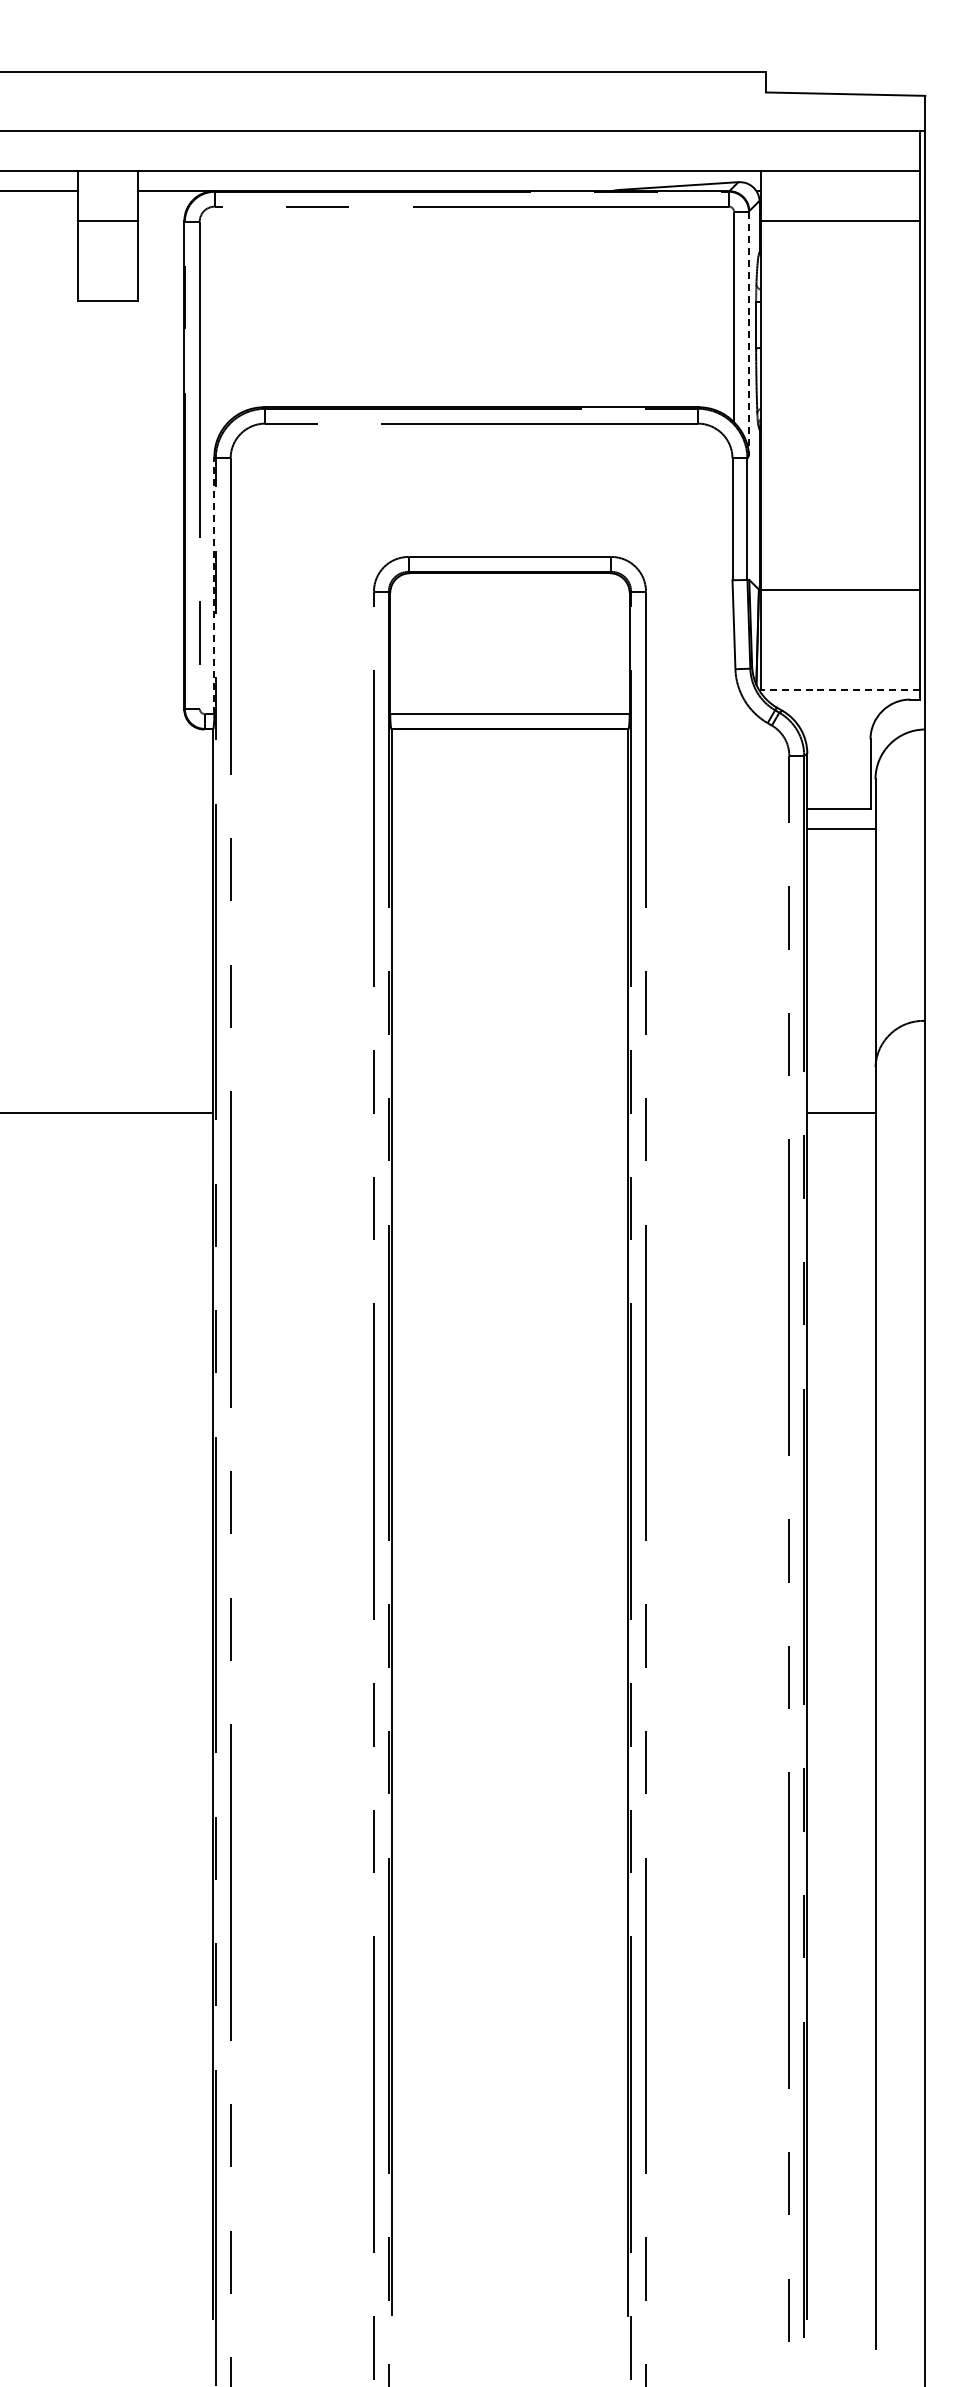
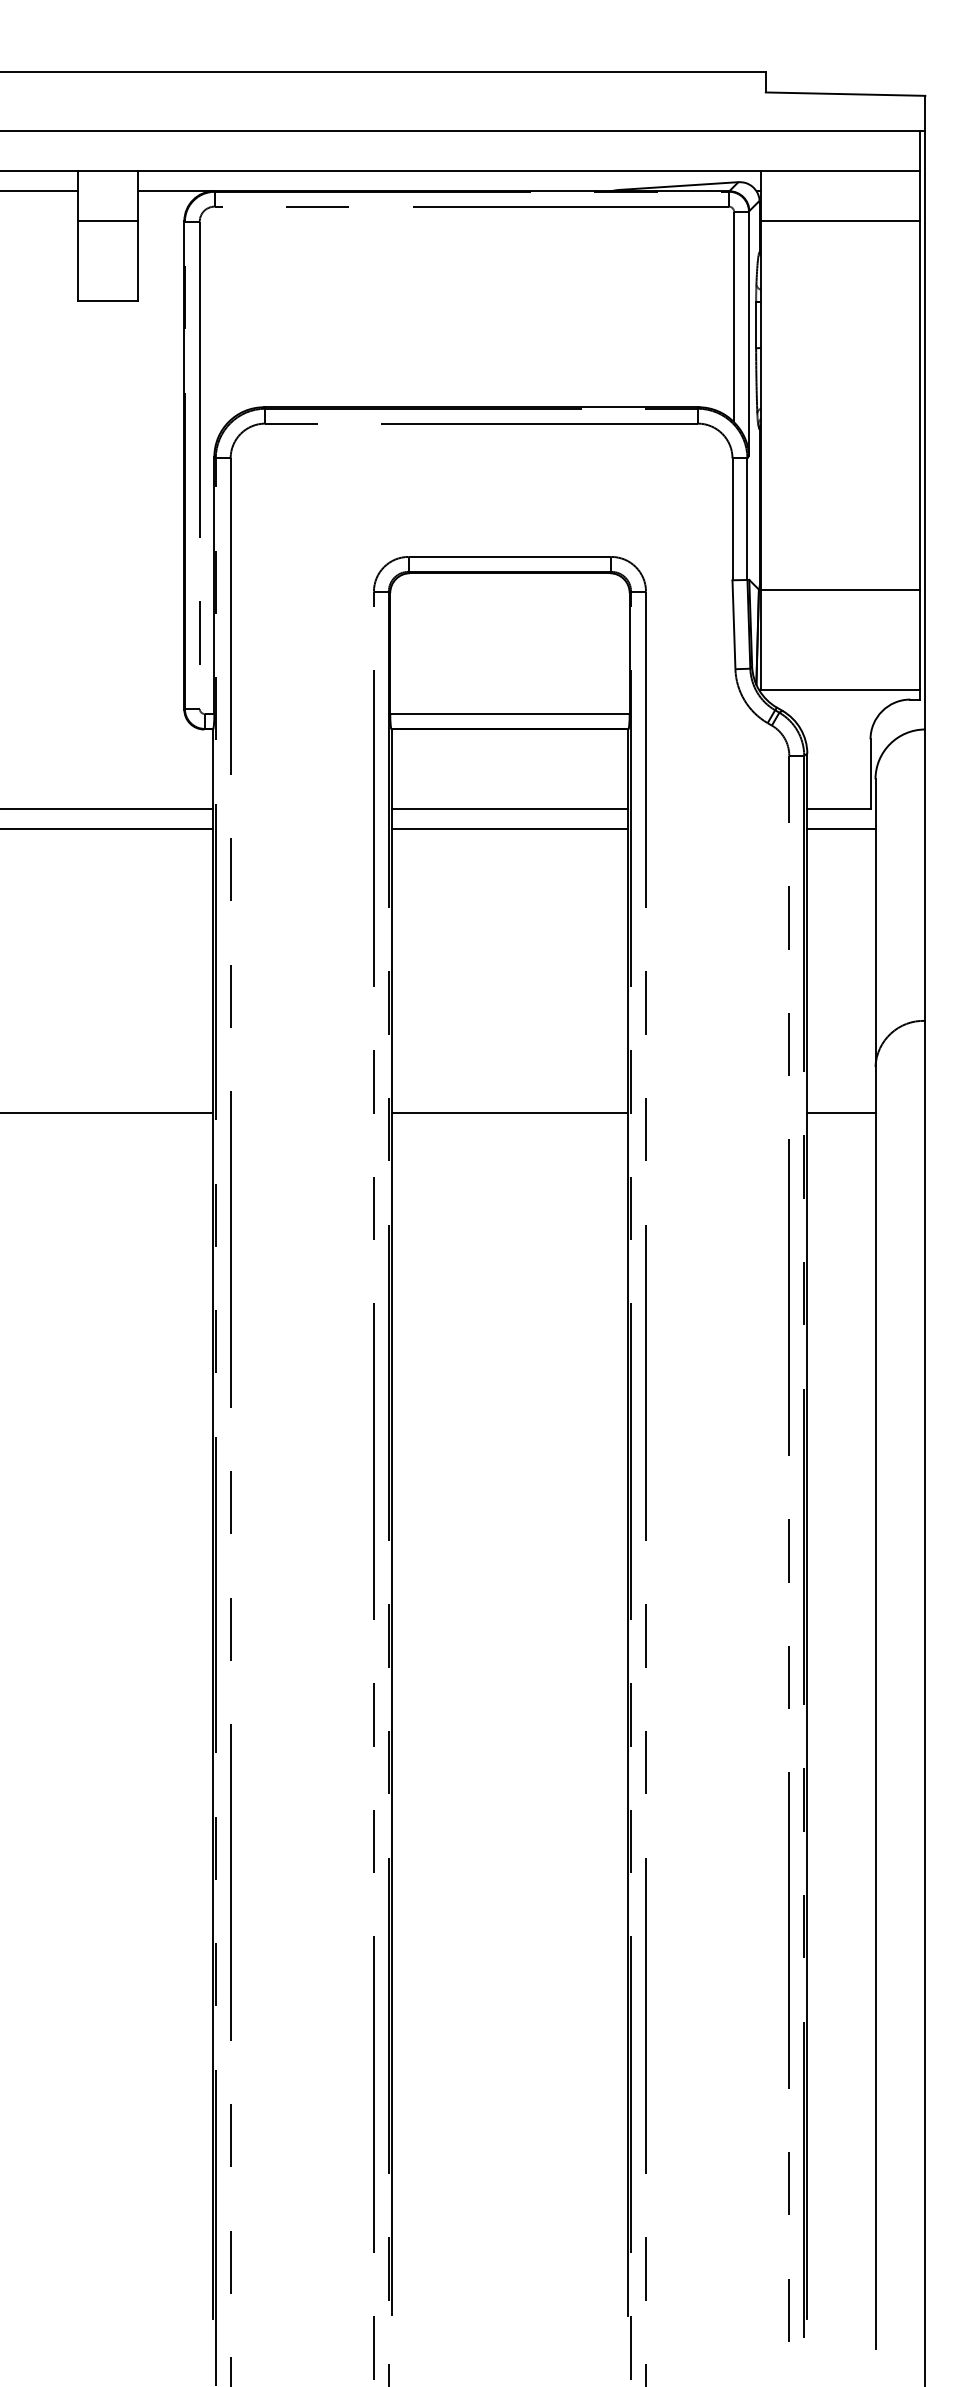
line: dashed -> solid (748, 334)
line: dashed -> solid (214, 585)
line: dashed -> solid (840, 689)
line: none -> present (107, 809)
line: none -> present (509, 809)
line: none -> present (107, 829)
line: none -> present (509, 829)
line: none -> present (509, 1112)
